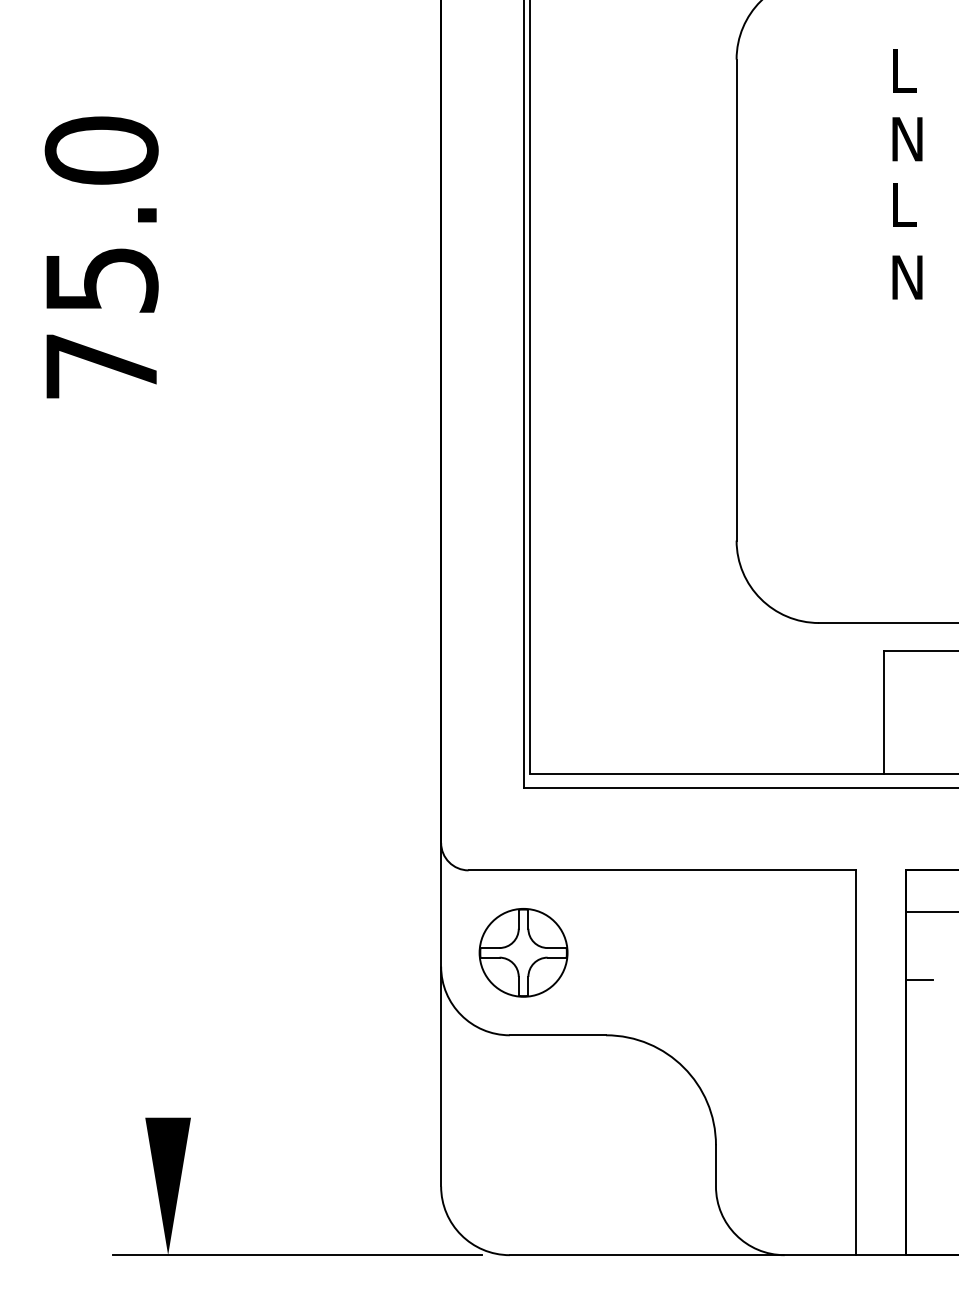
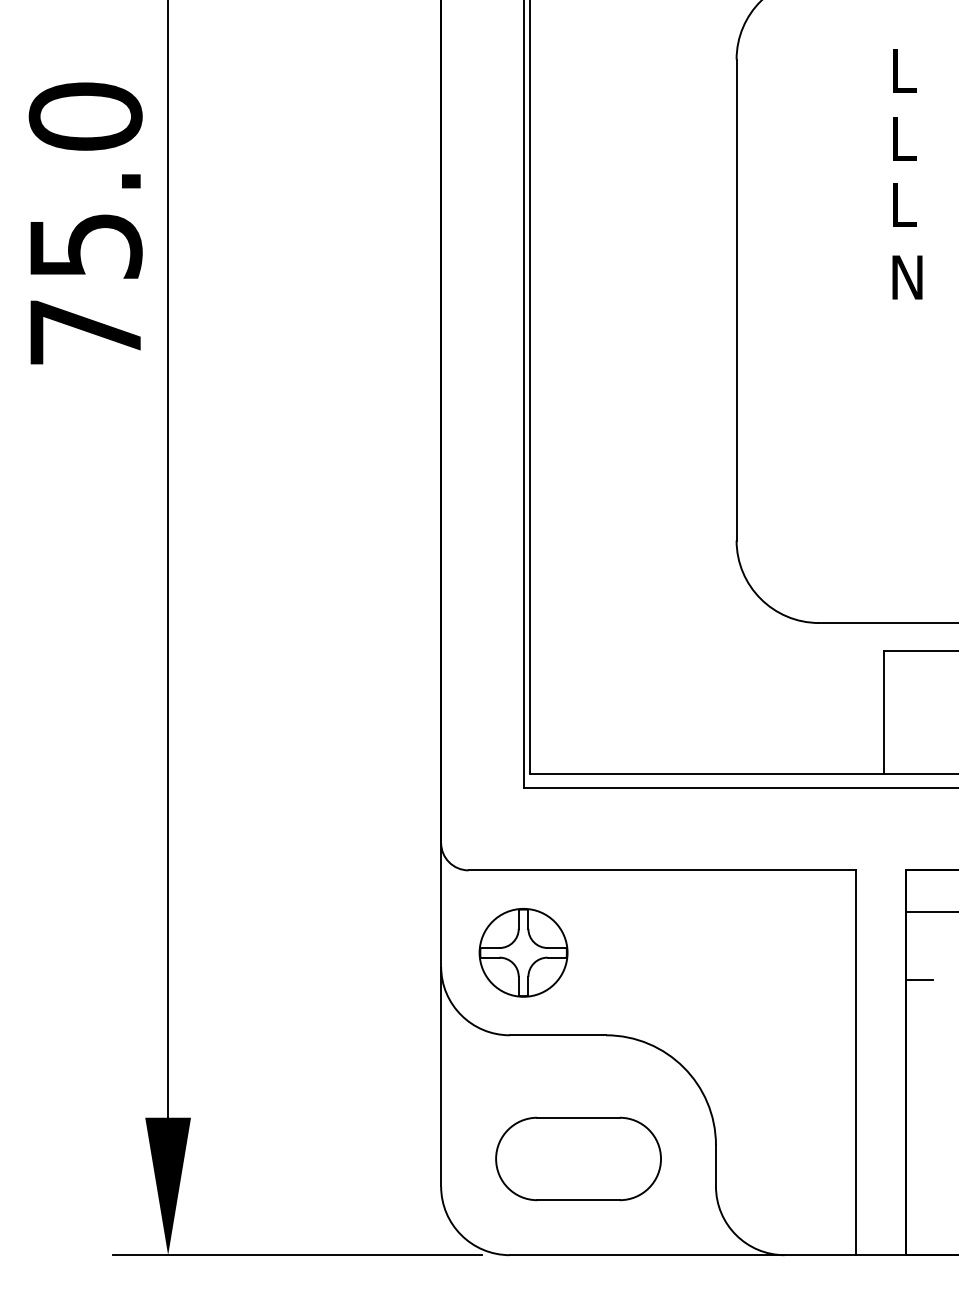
text: N -> L (907, 139)
text position: (101, 257) -> (85, 223) (85, 223)
line: none -> present (168, 559)
part: none -> present (578, 1158)
